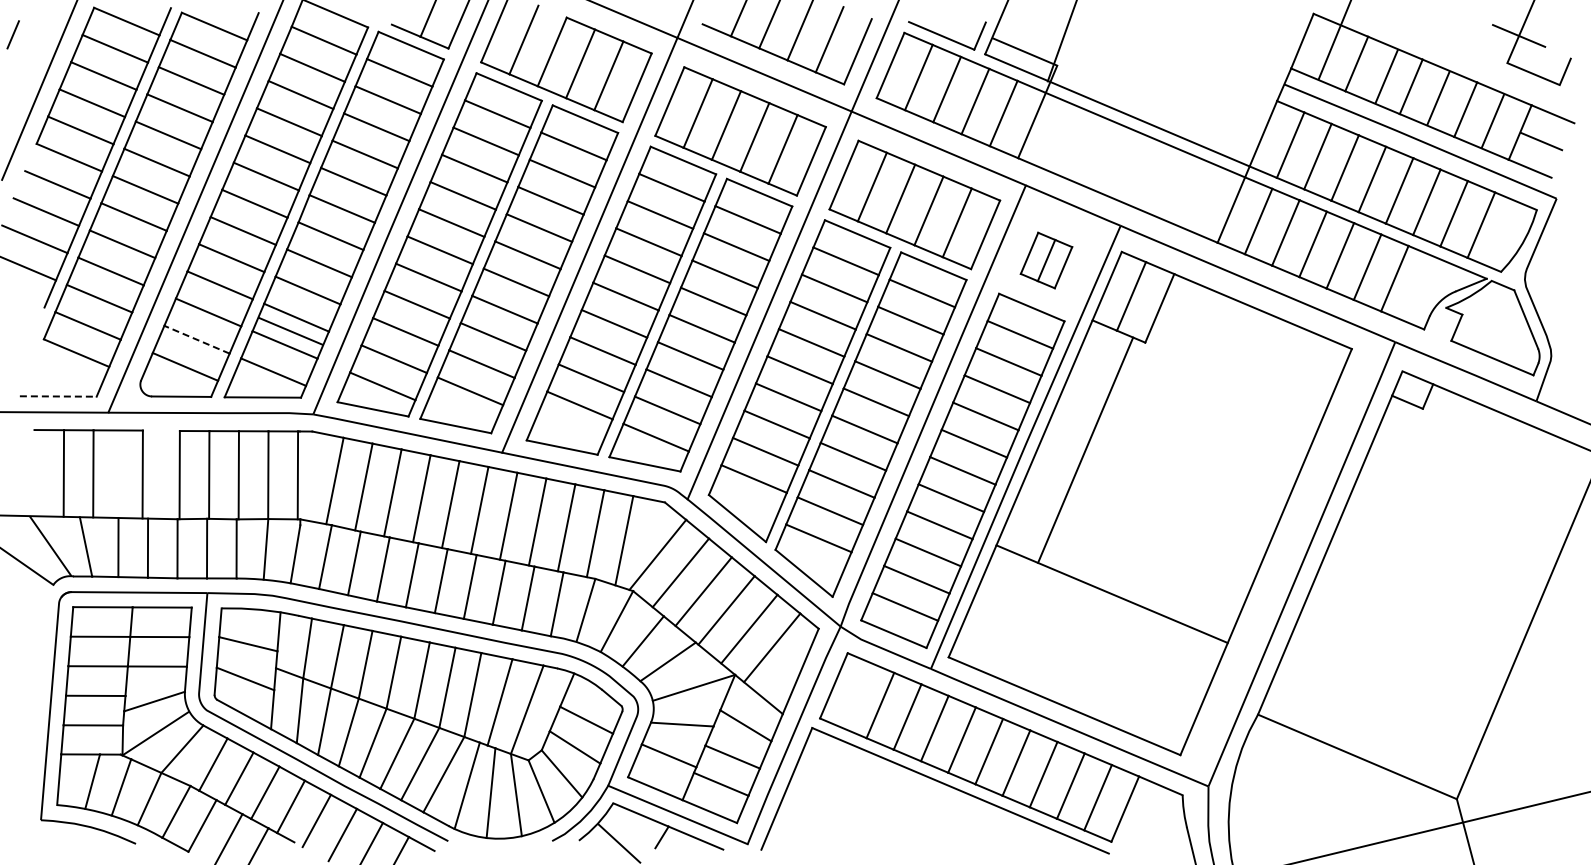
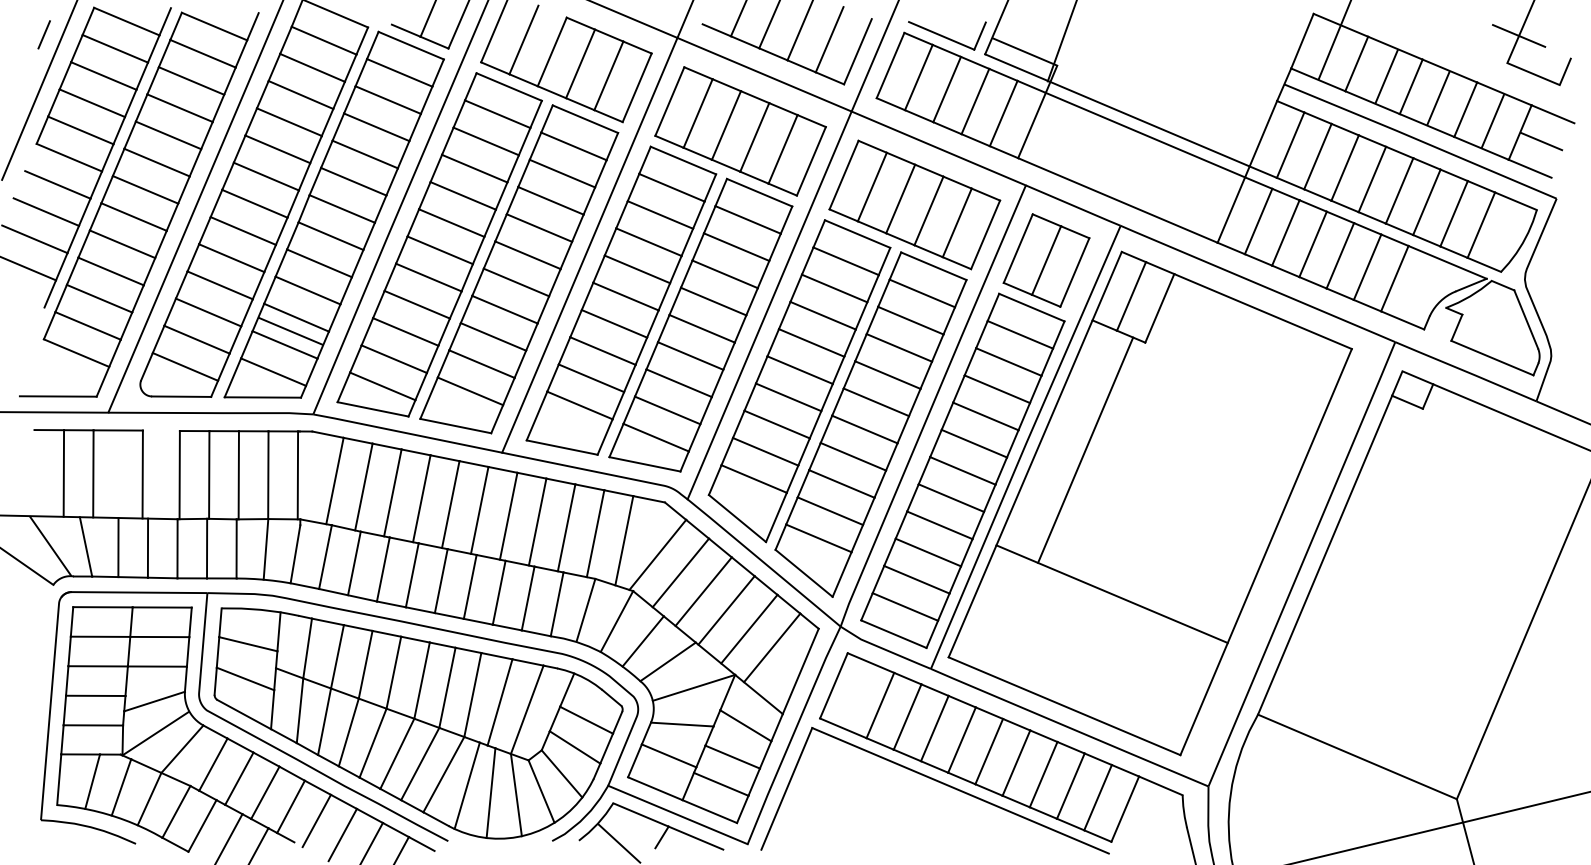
line position: (12, 34) -> (43, 34) (43, 34)
part size: 55x59 px -> 89x95 px (1046, 260)
line: dashed -> solid (196, 339)
line: dashed -> solid (58, 396)
